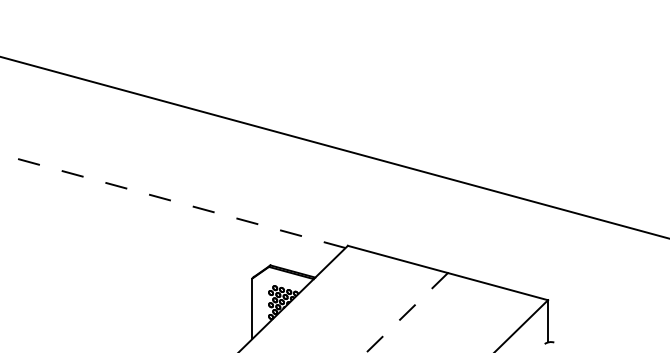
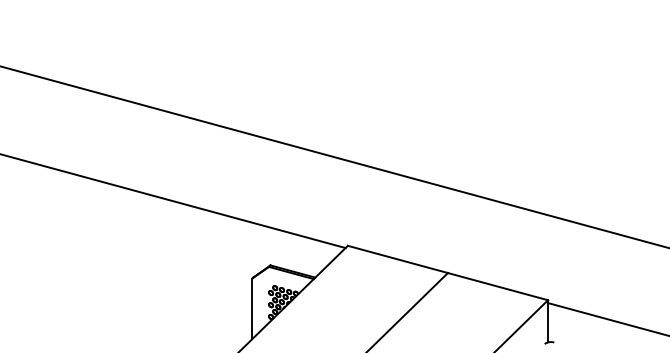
line position: (334, 147) -> (334, 156) (334, 156)
line: dashed -> solid (172, 201)
line: dashed -> solid (407, 312)
line: none -> present (607, 319)
